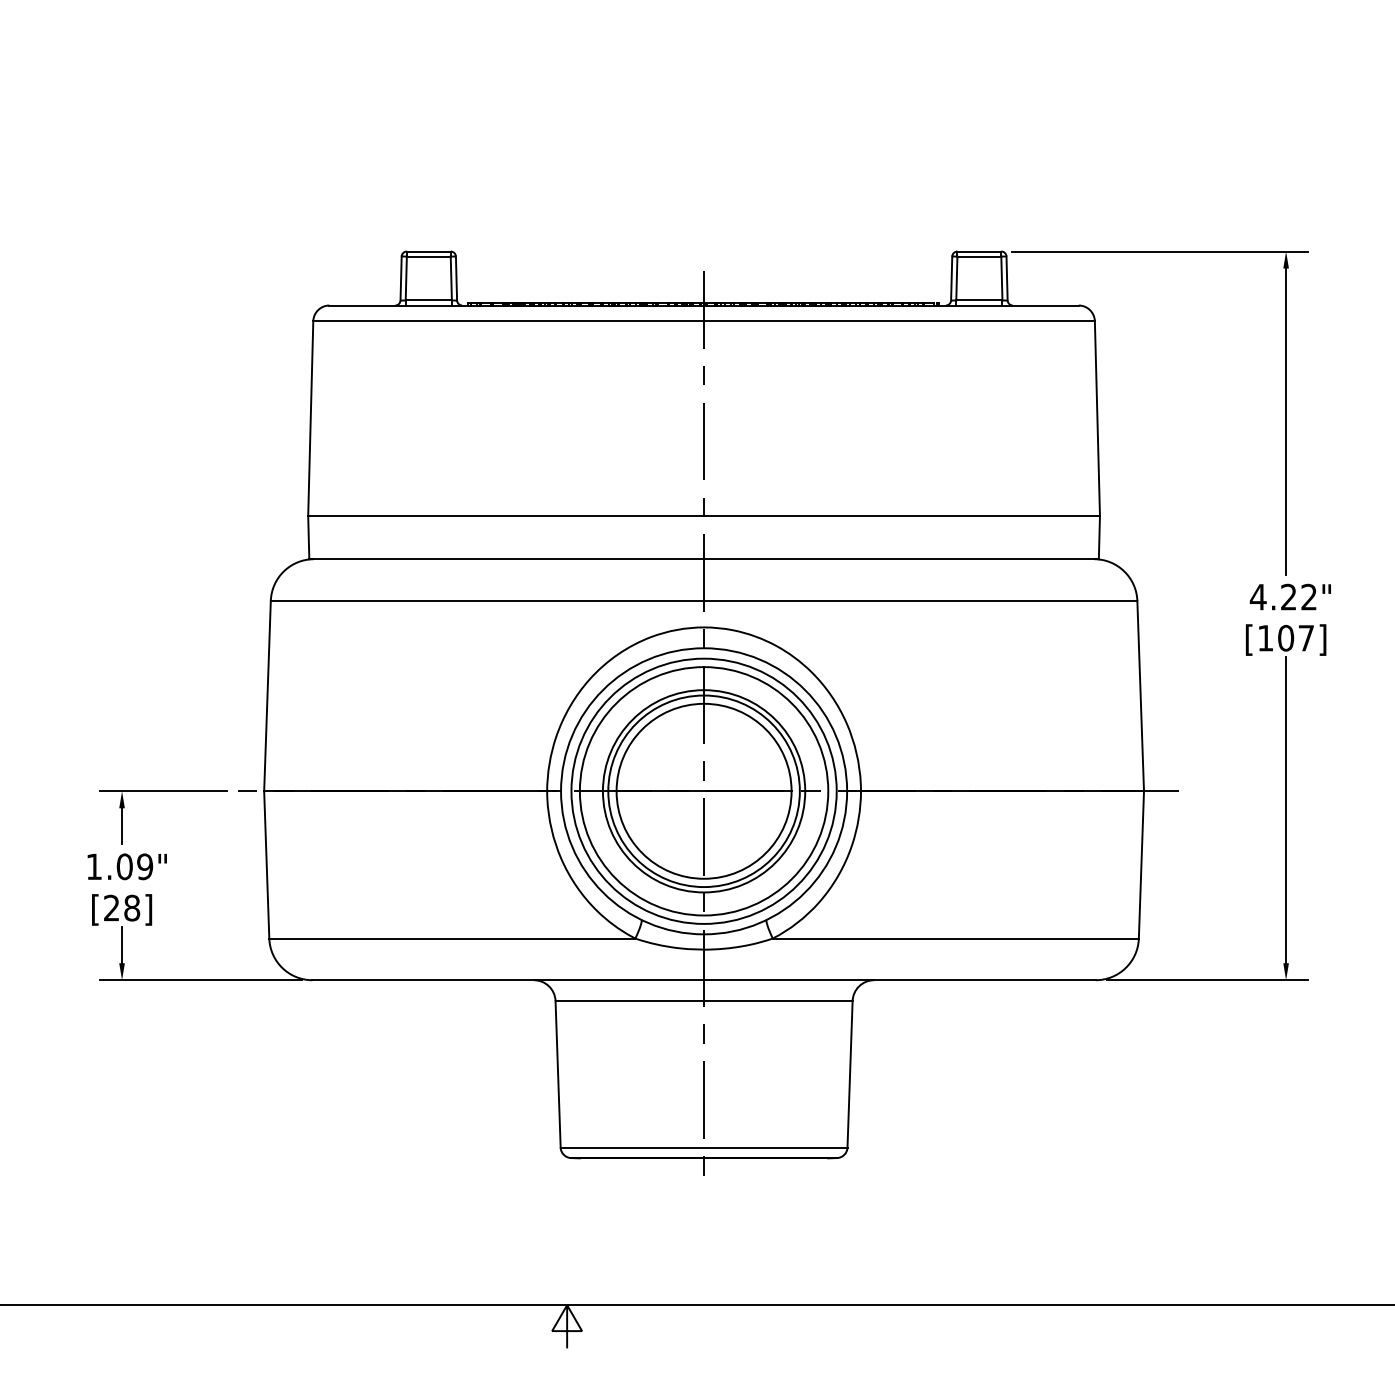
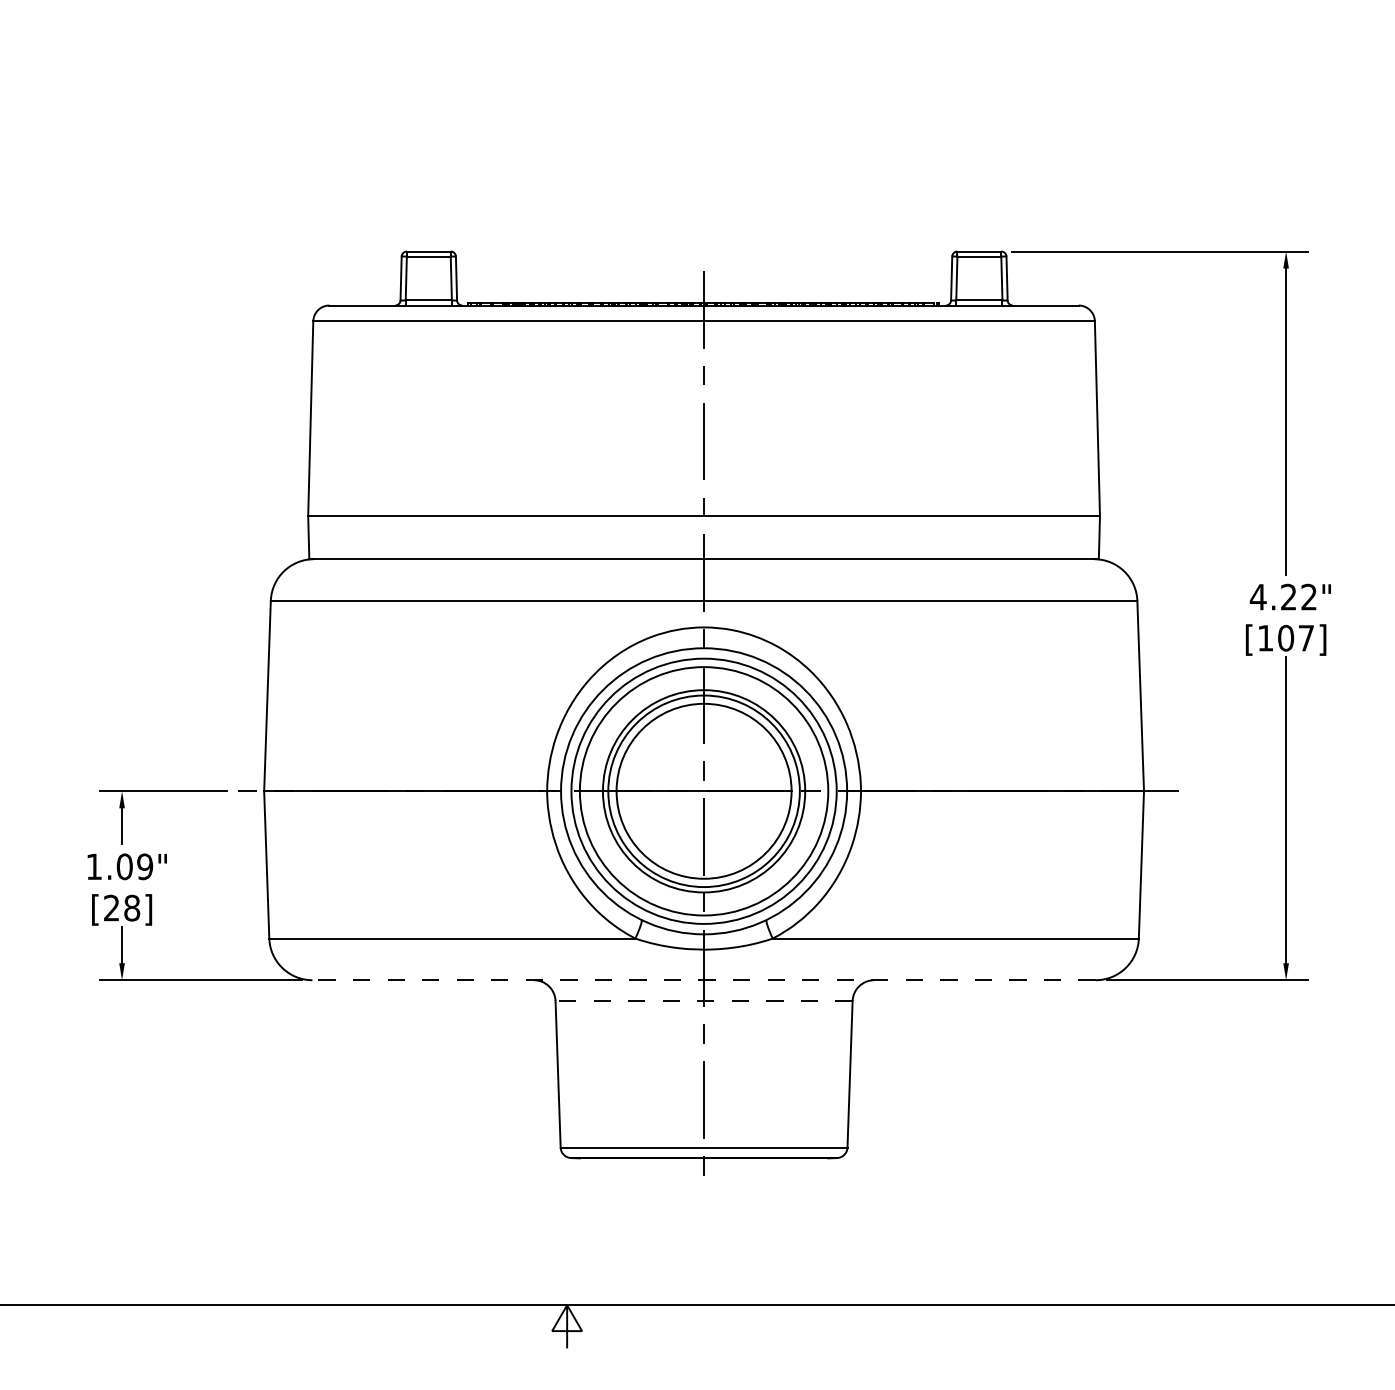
line: solid -> dashed (704, 980)
line: solid -> dashed (704, 1001)
